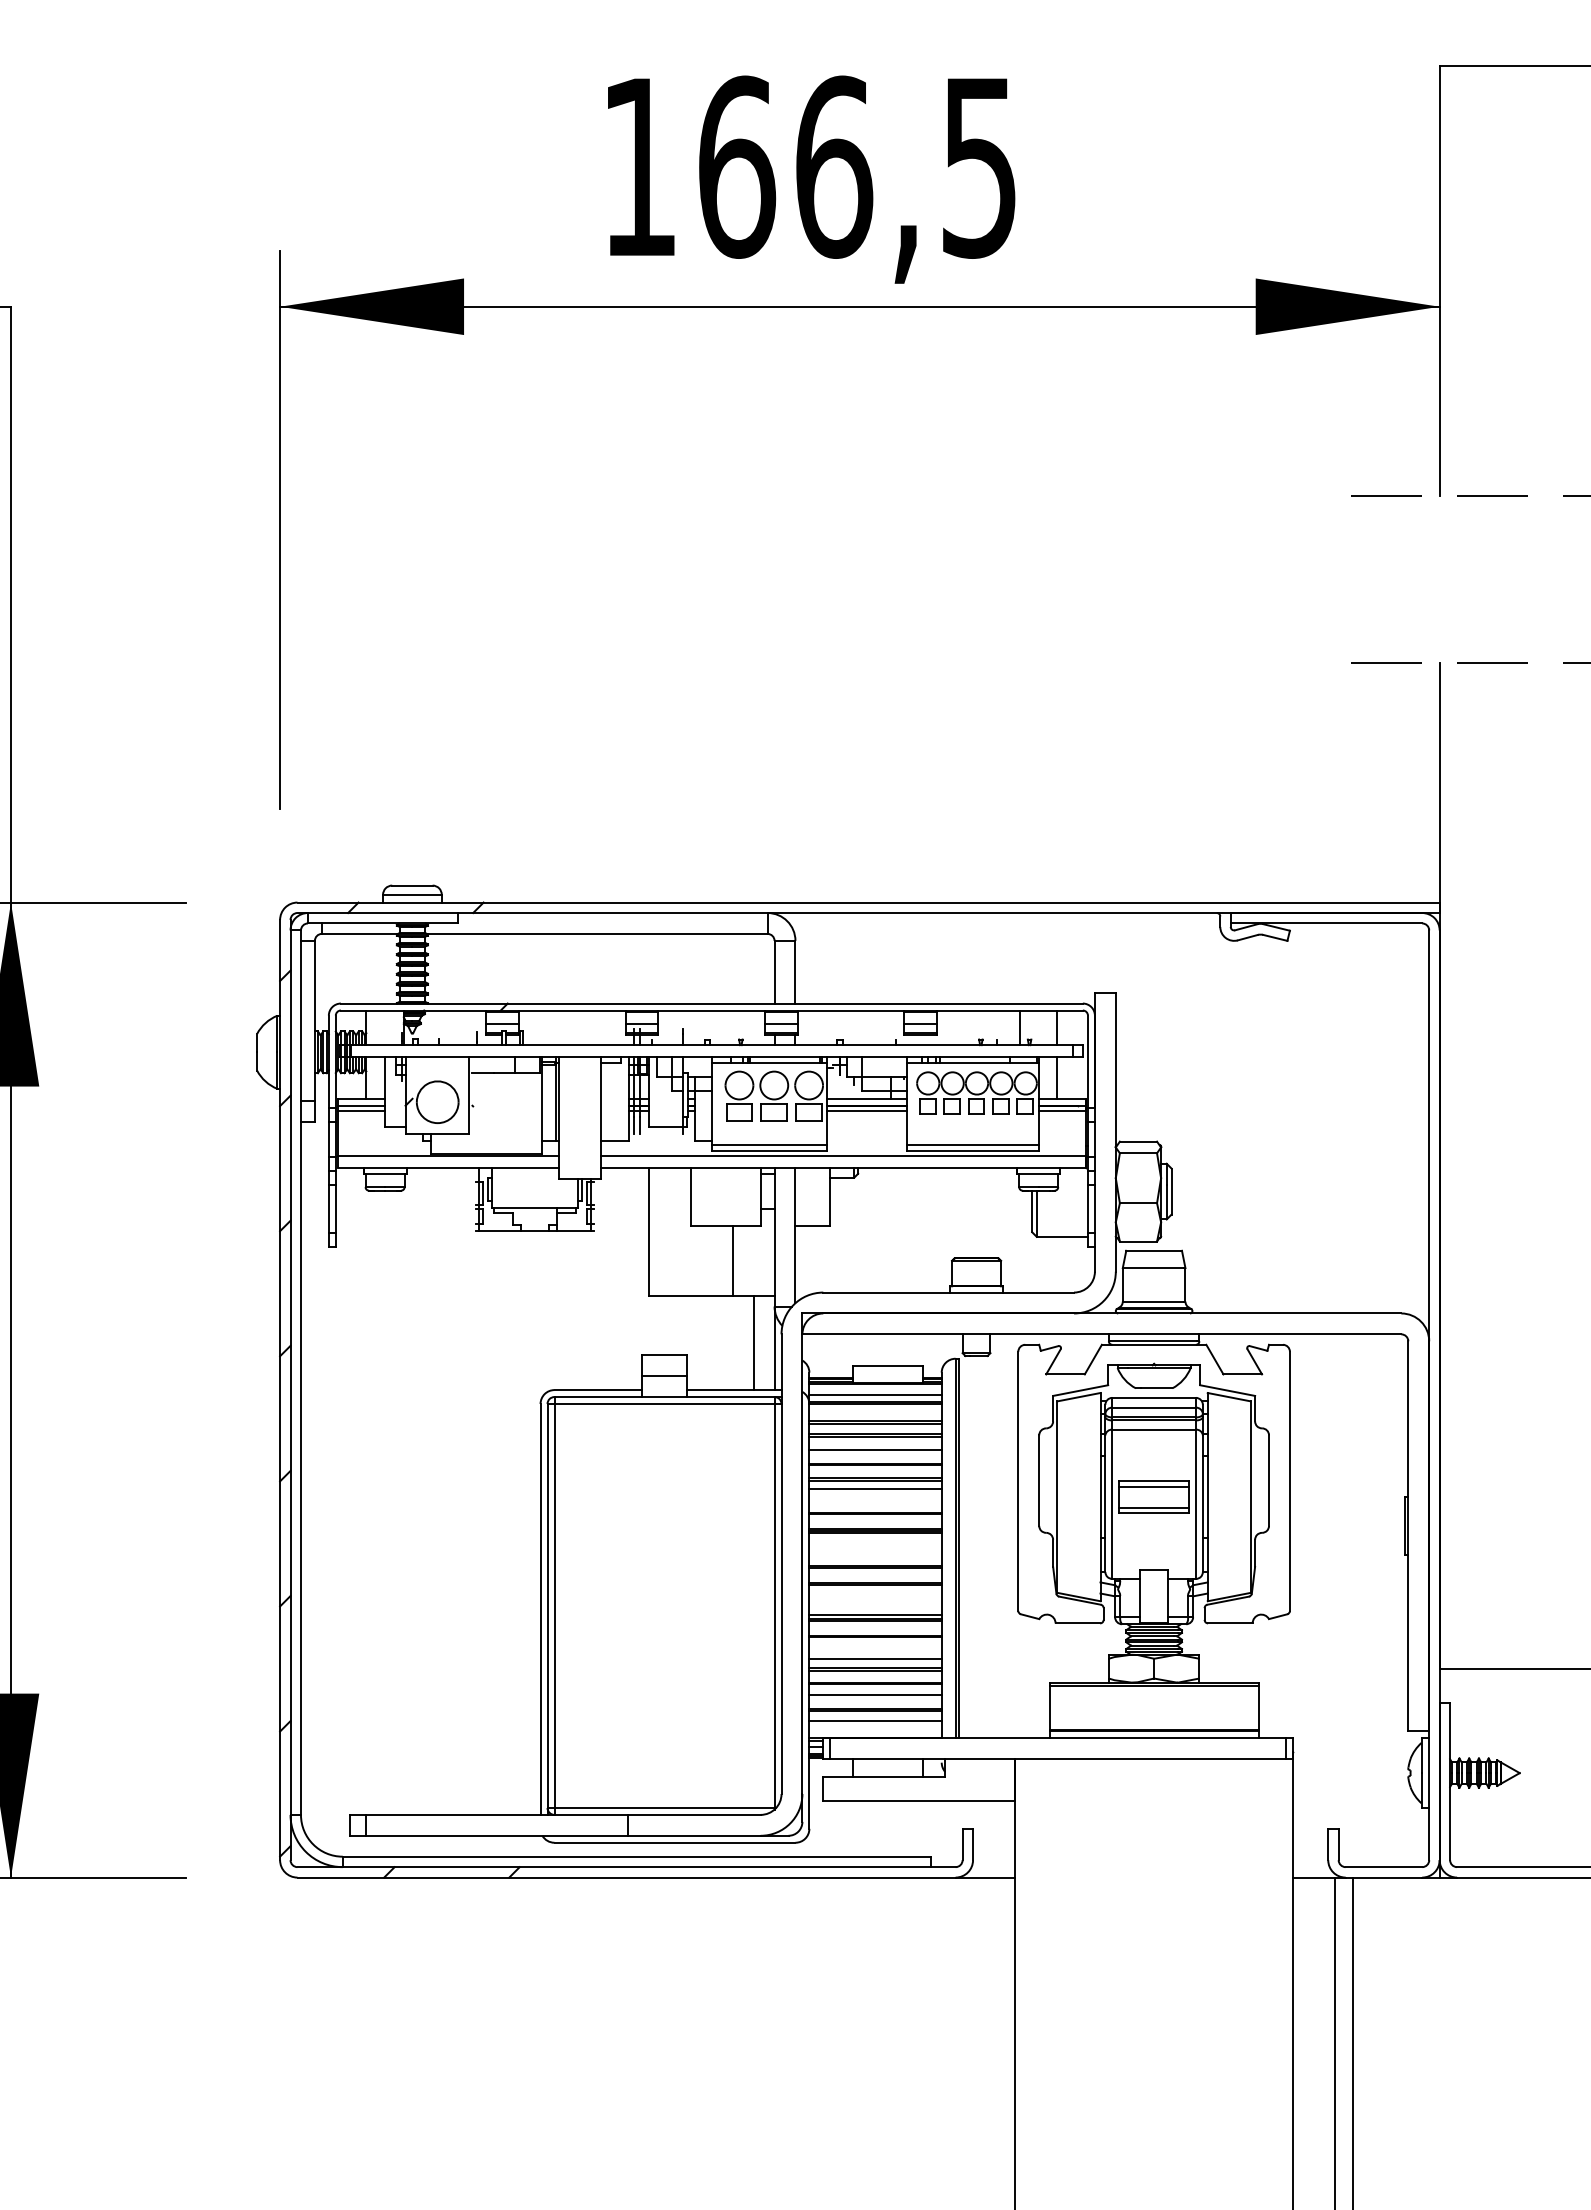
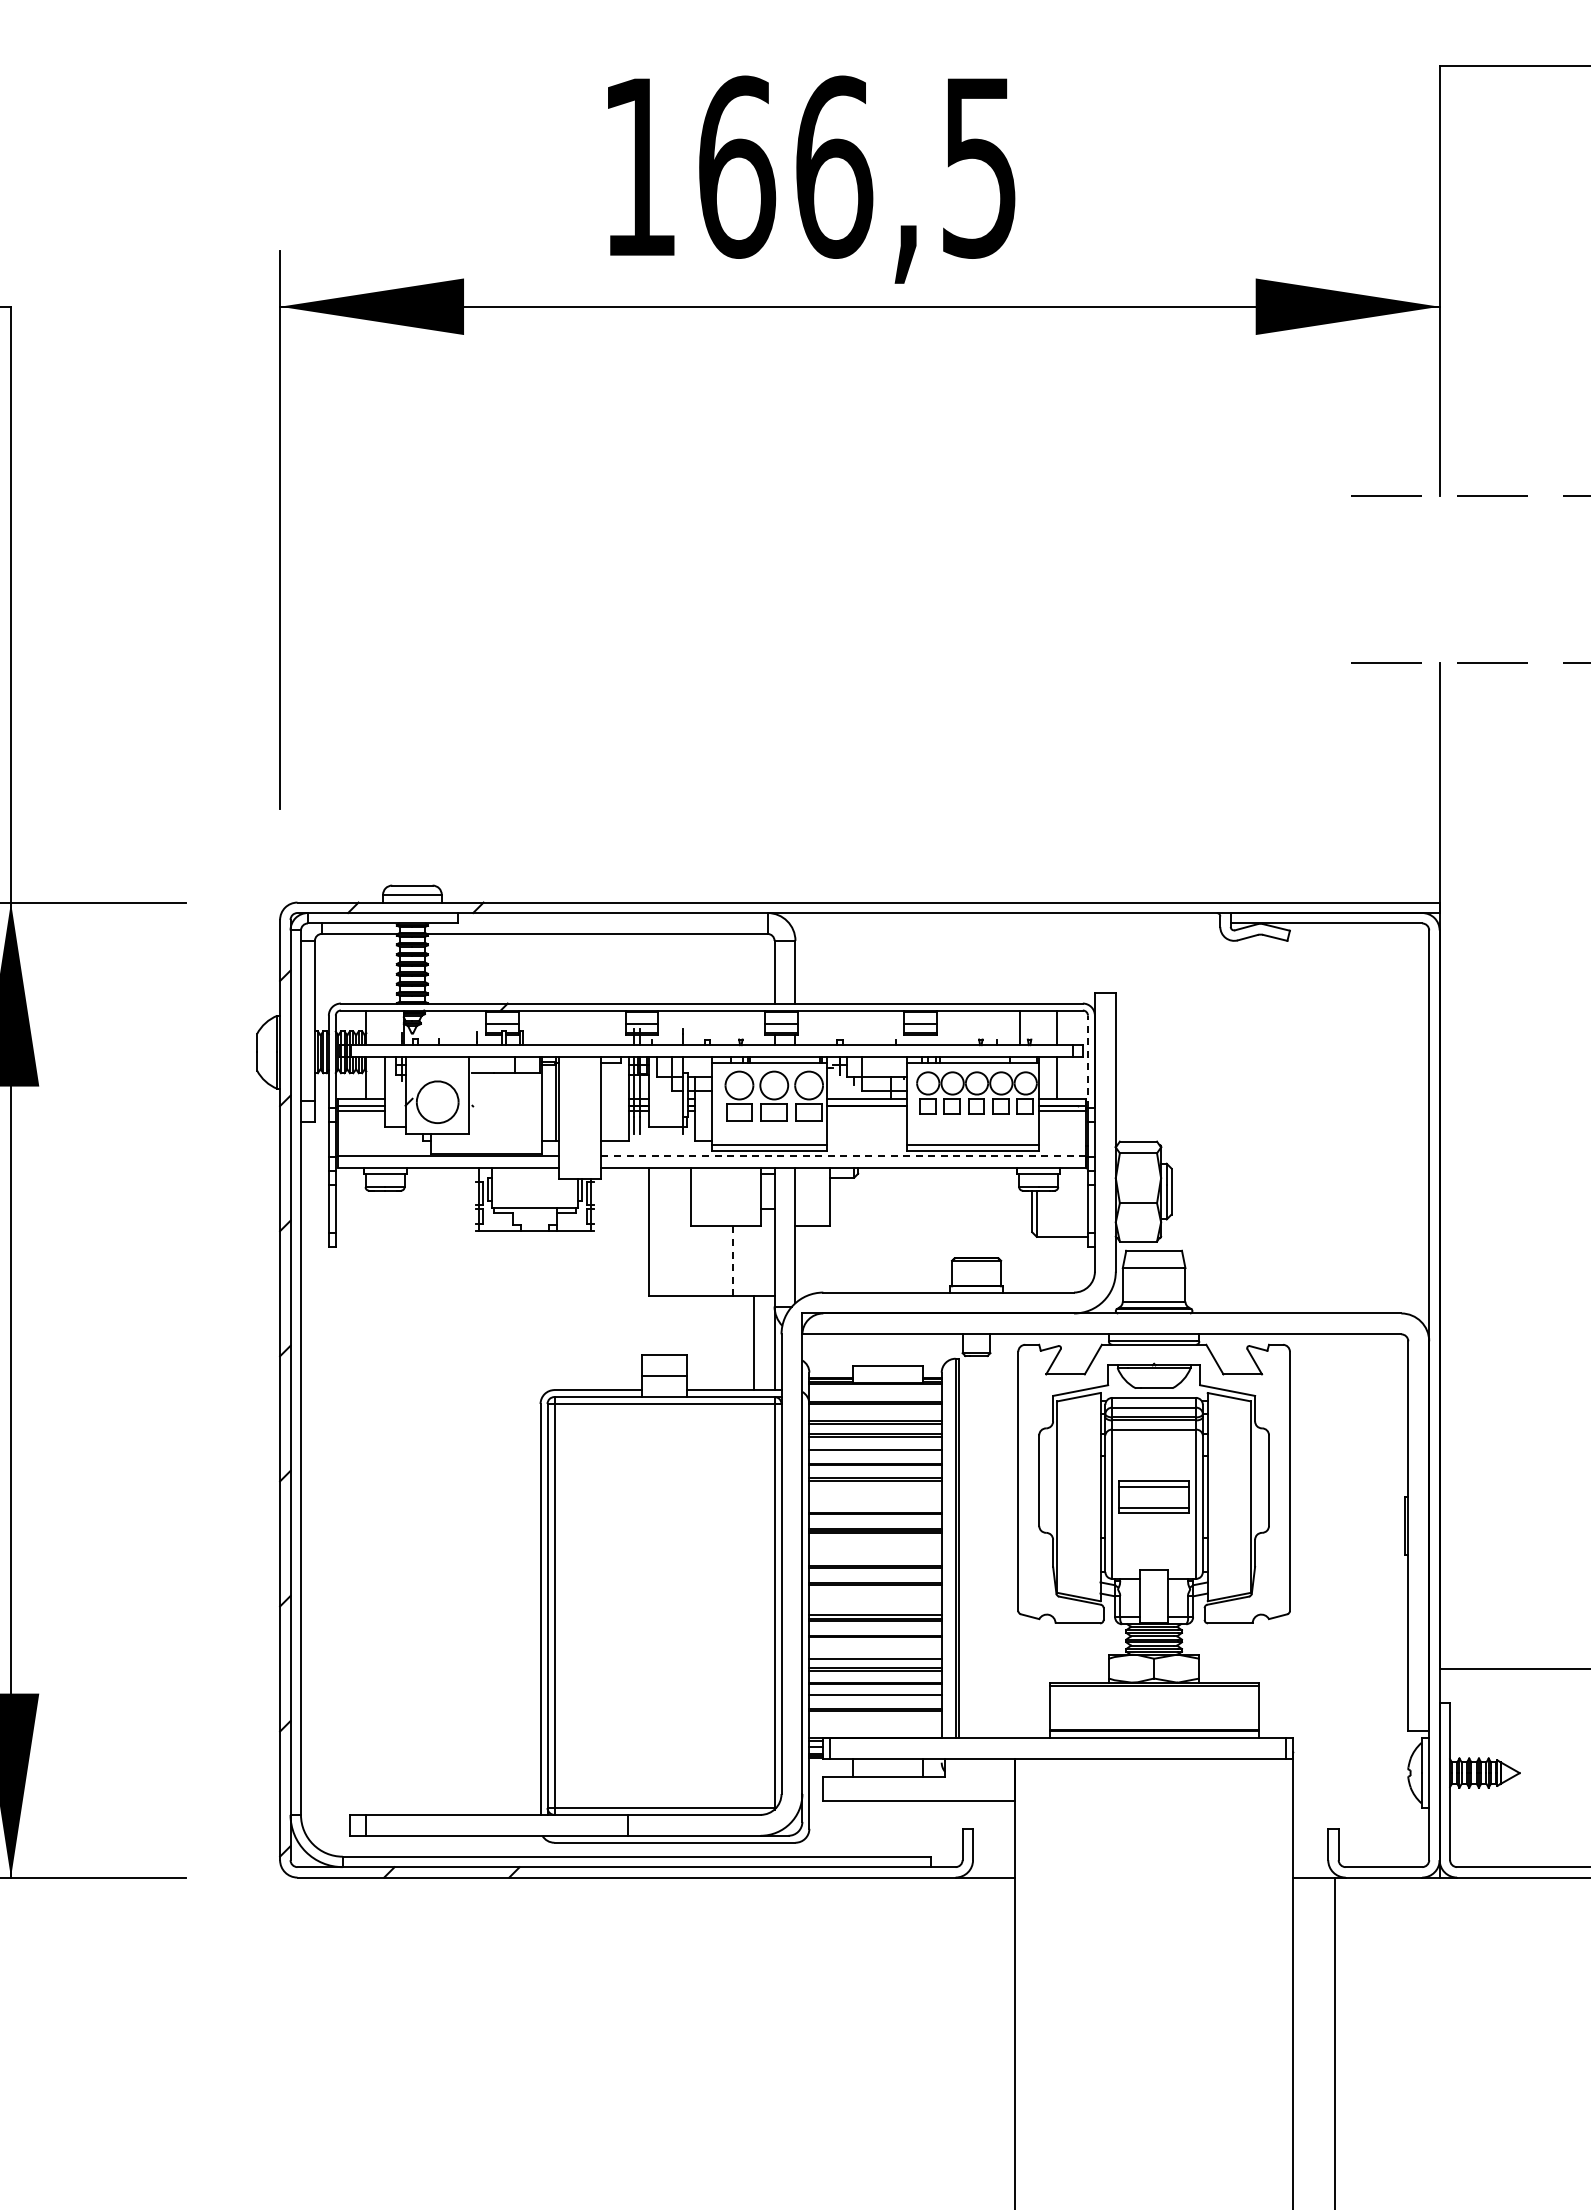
line: solid -> dashed (1087, 1061)
line: present -> none (866, 1110)
line: solid -> dashed (844, 1156)
line: solid -> dashed (732, 1261)
line: present -> none (875, 1394)
line: present -> none (875, 1488)
line: present -> none (875, 1721)
line: present -> none (1352, 2041)
